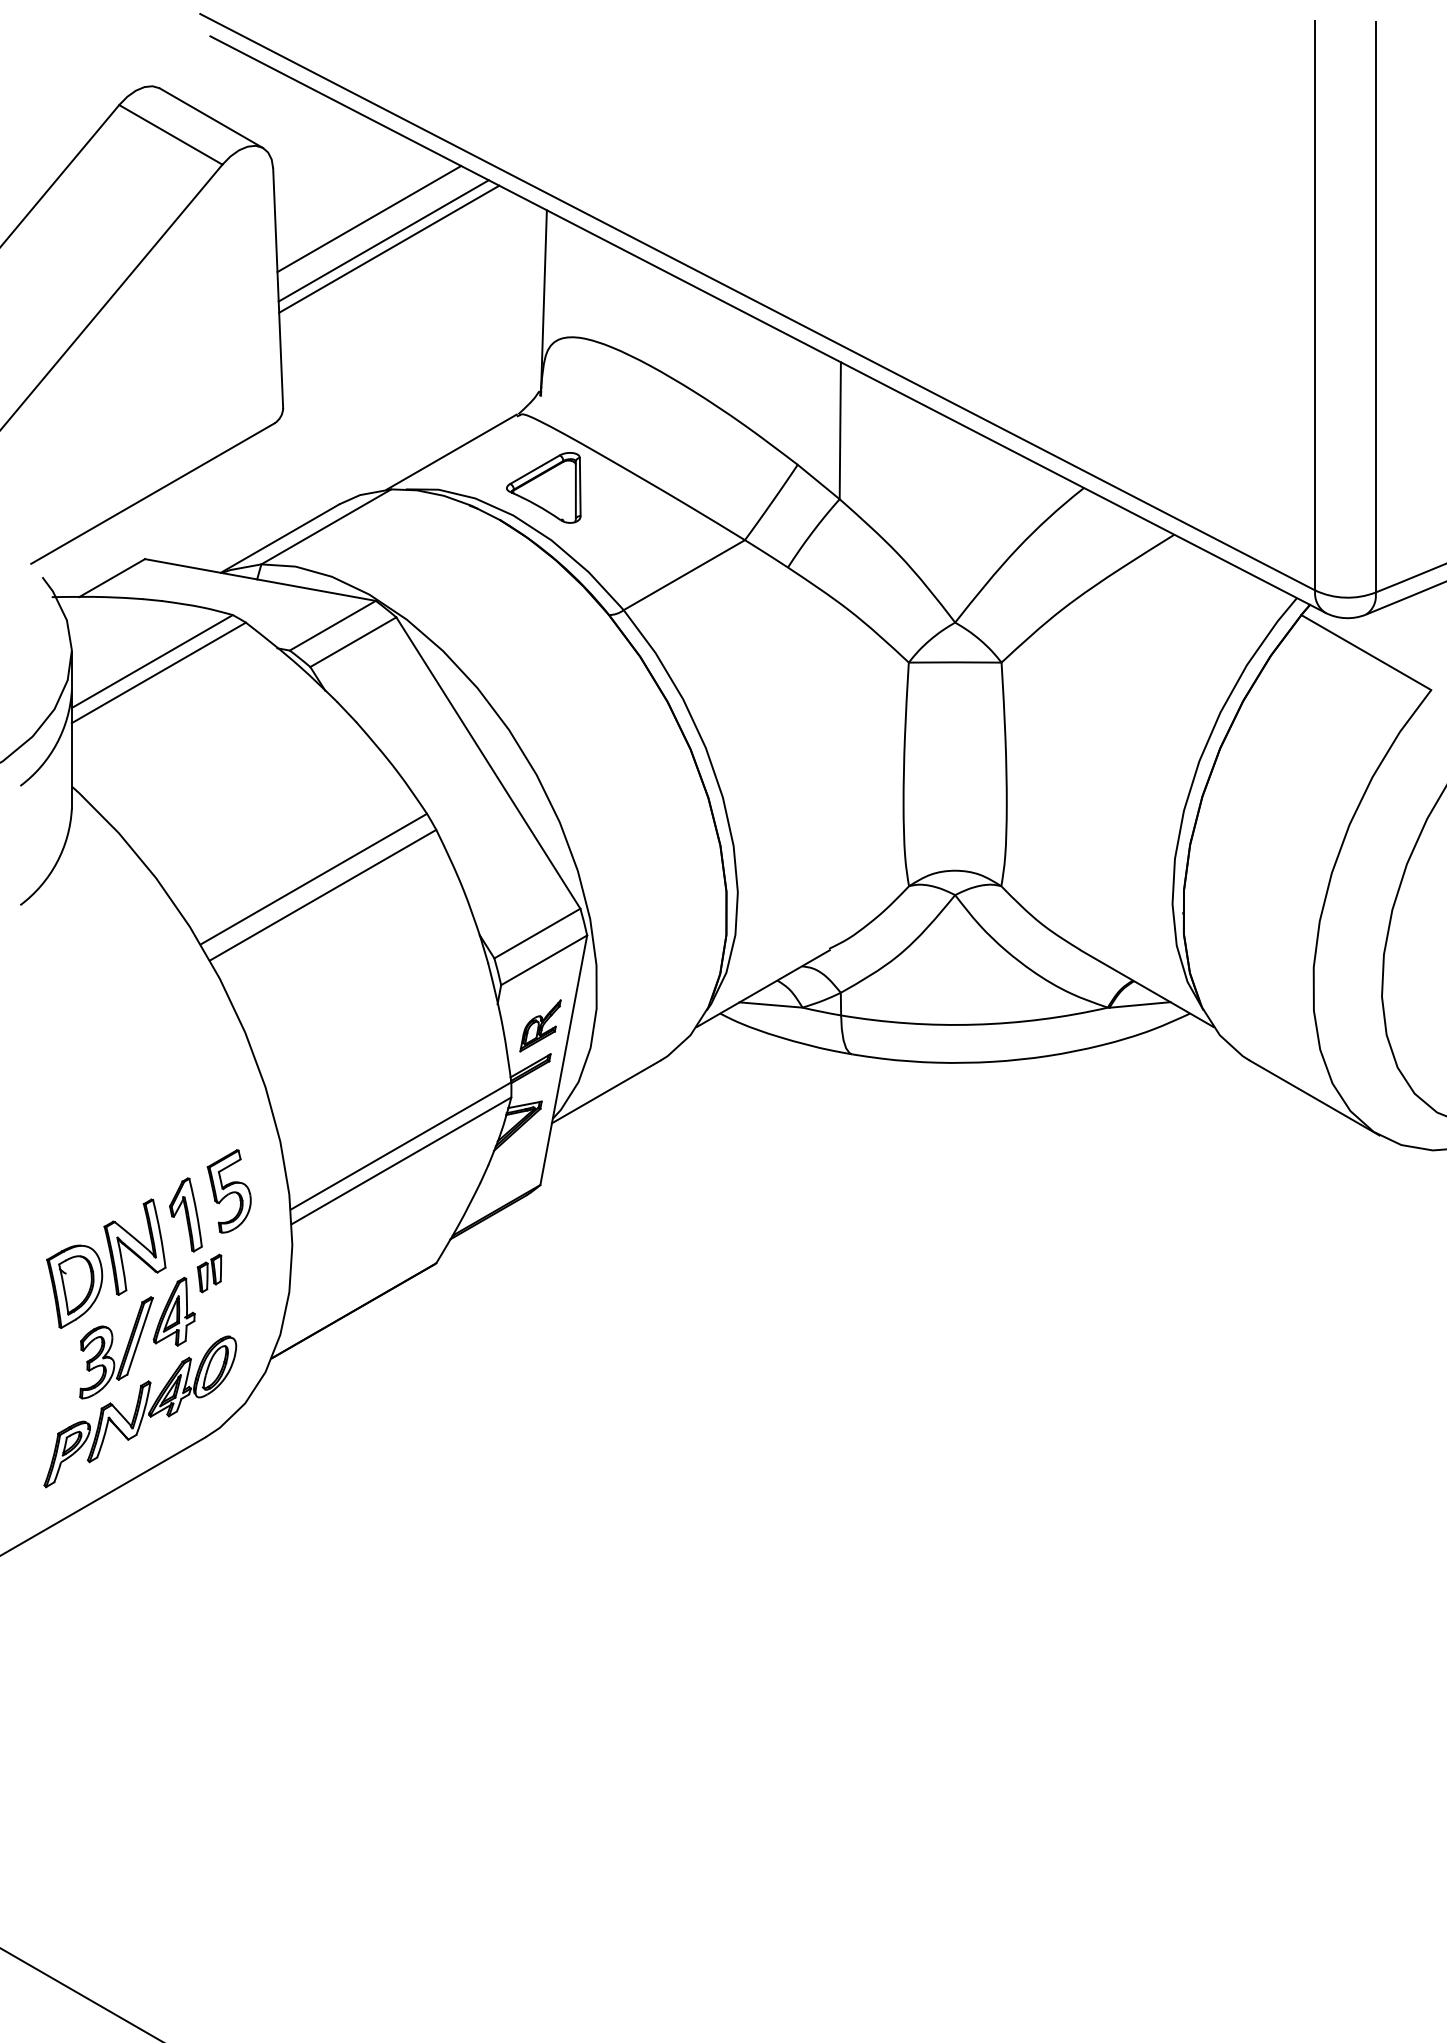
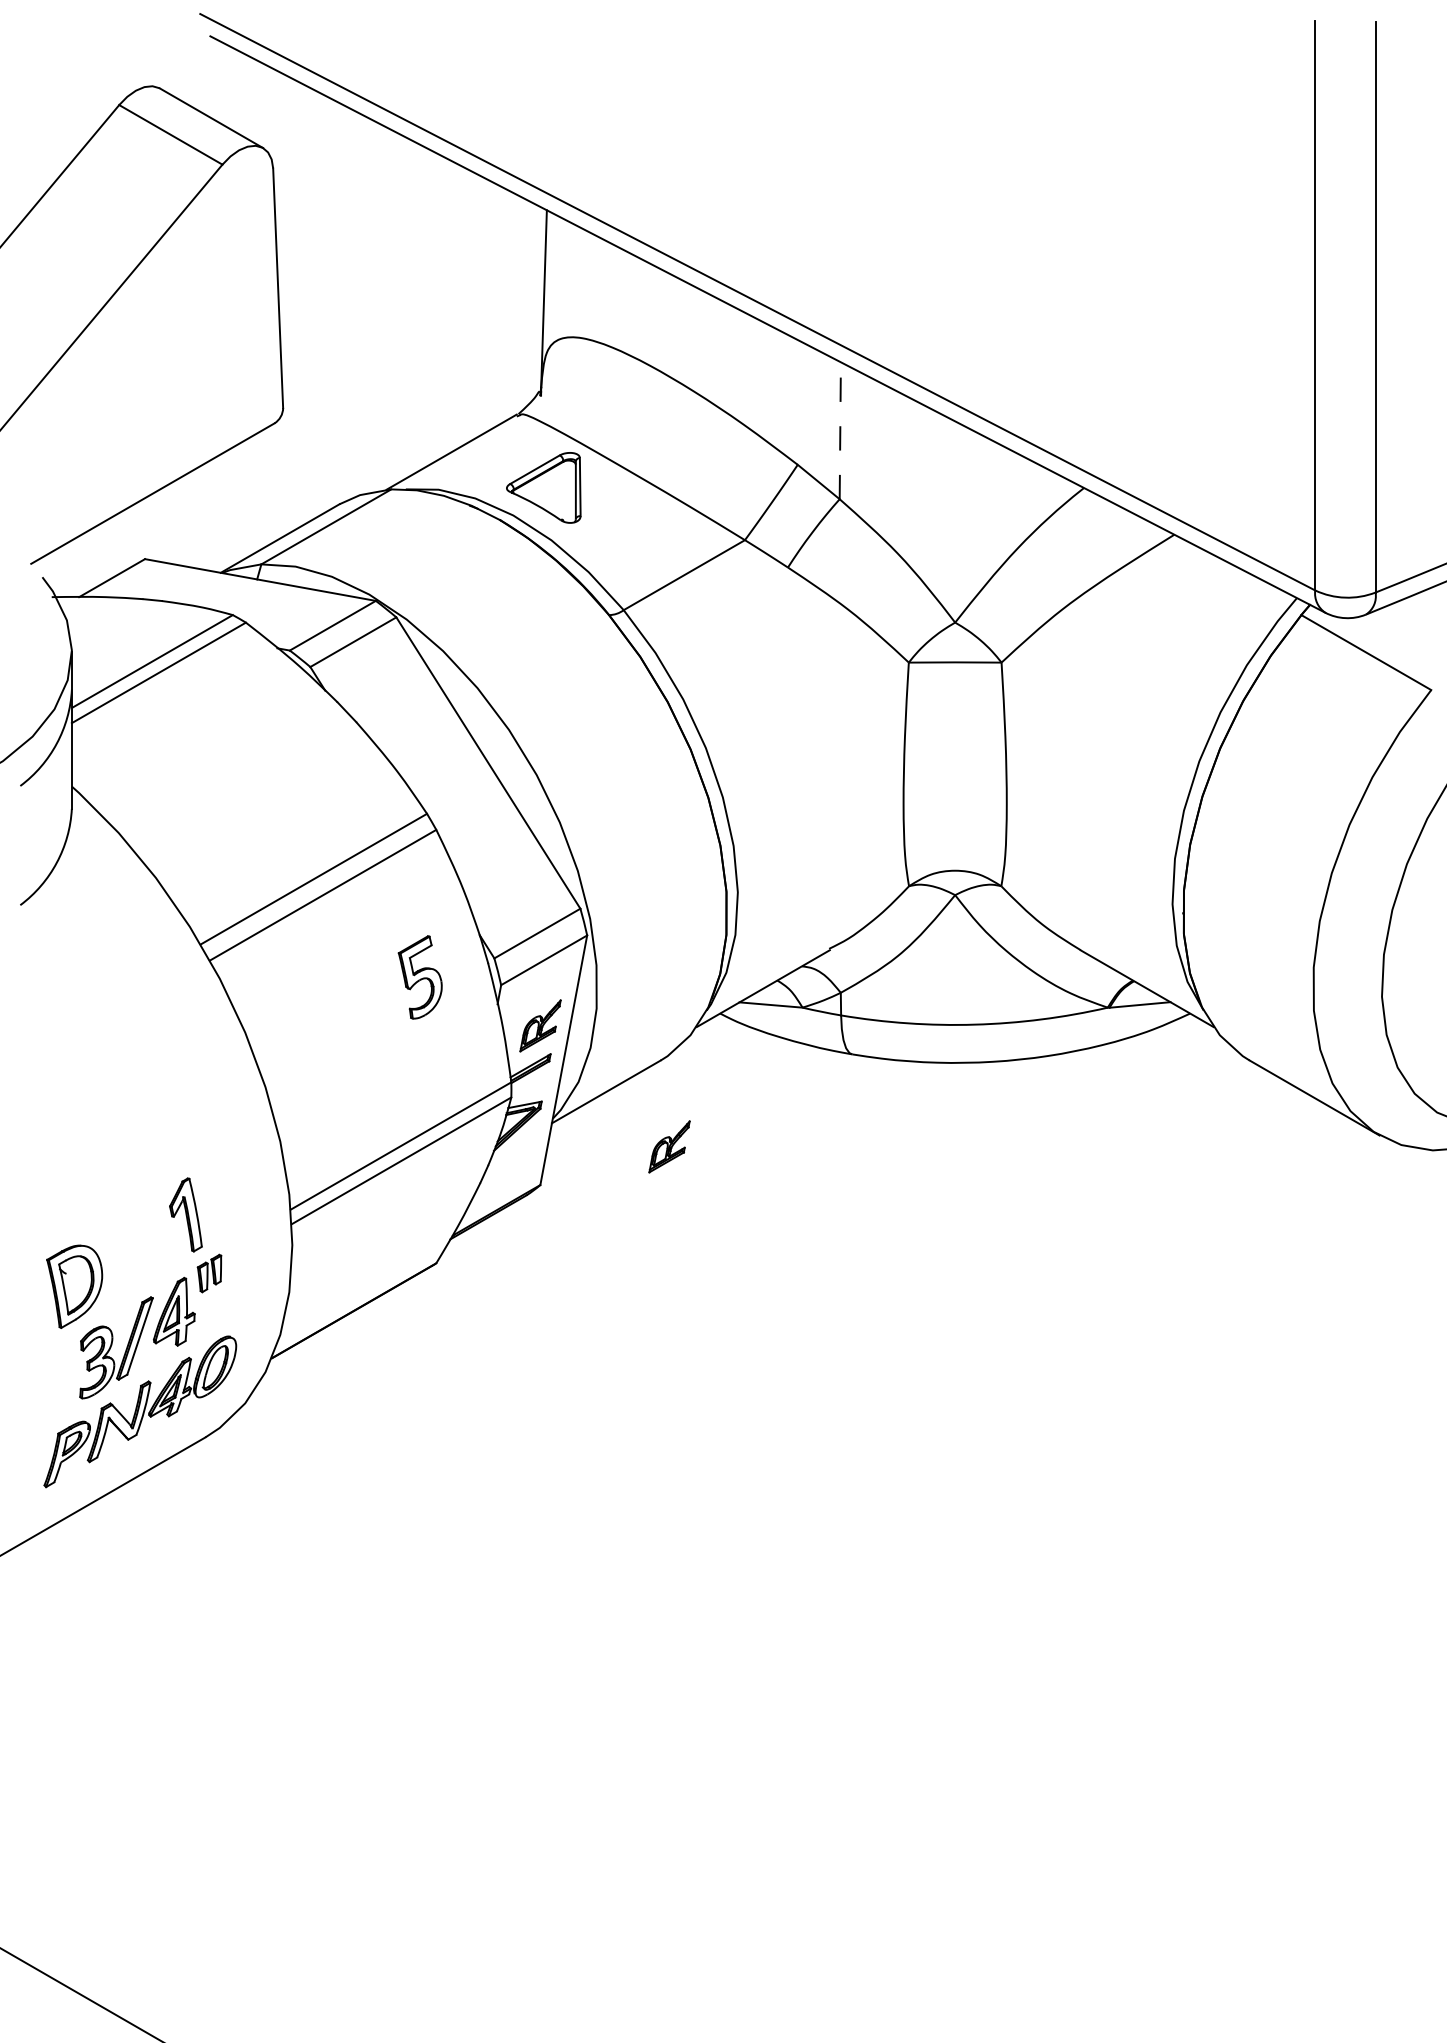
line: present -> none (369, 219)
line: present -> none (383, 240)
line: present -> none (389, 248)
line: solid -> dashed (840, 430)
part: none -> present (669, 1146)
part position: (228, 1191) -> (419, 977) (419, 977)
part: present -> none (134, 1246)
